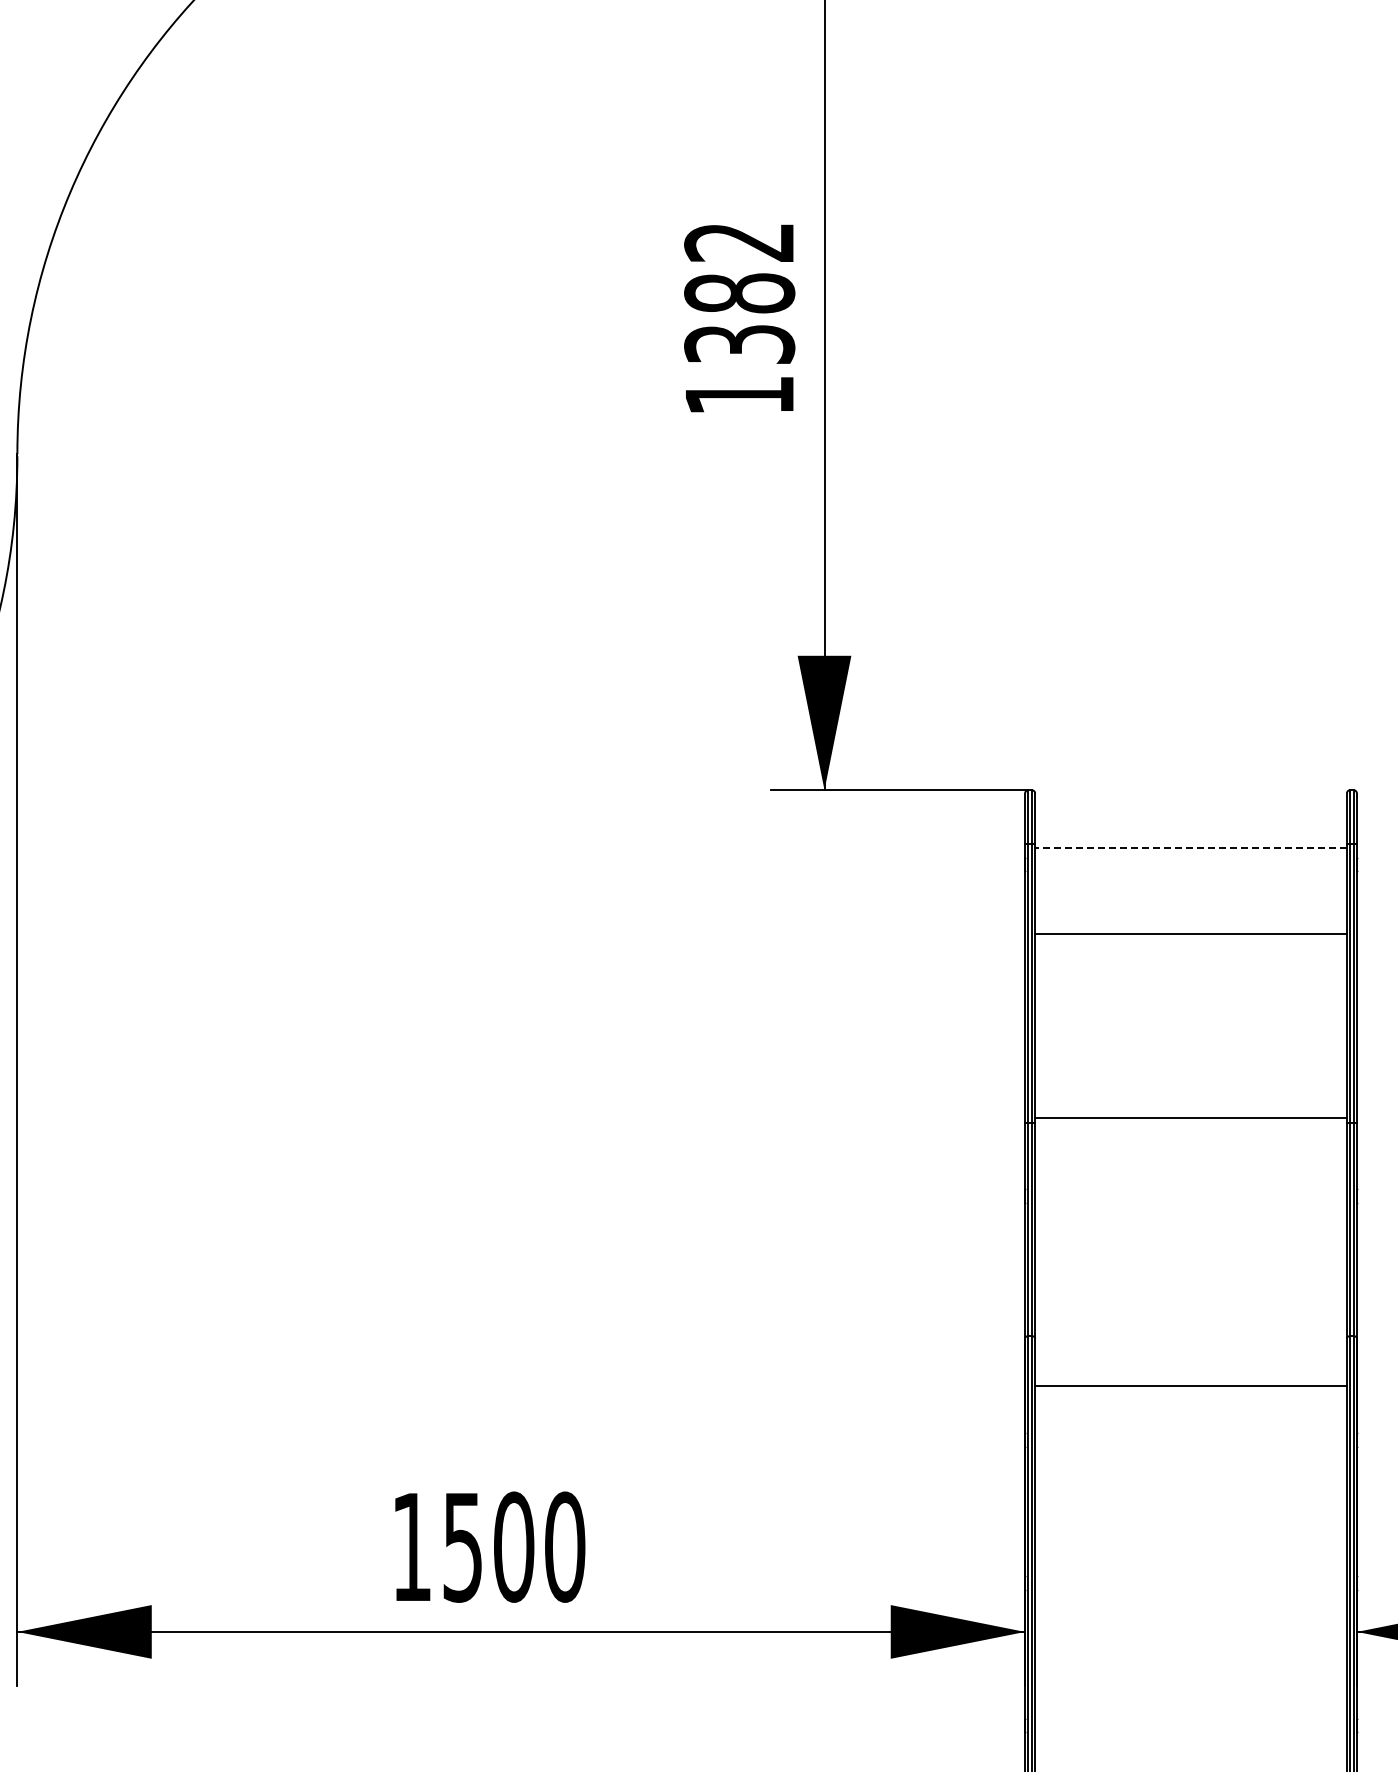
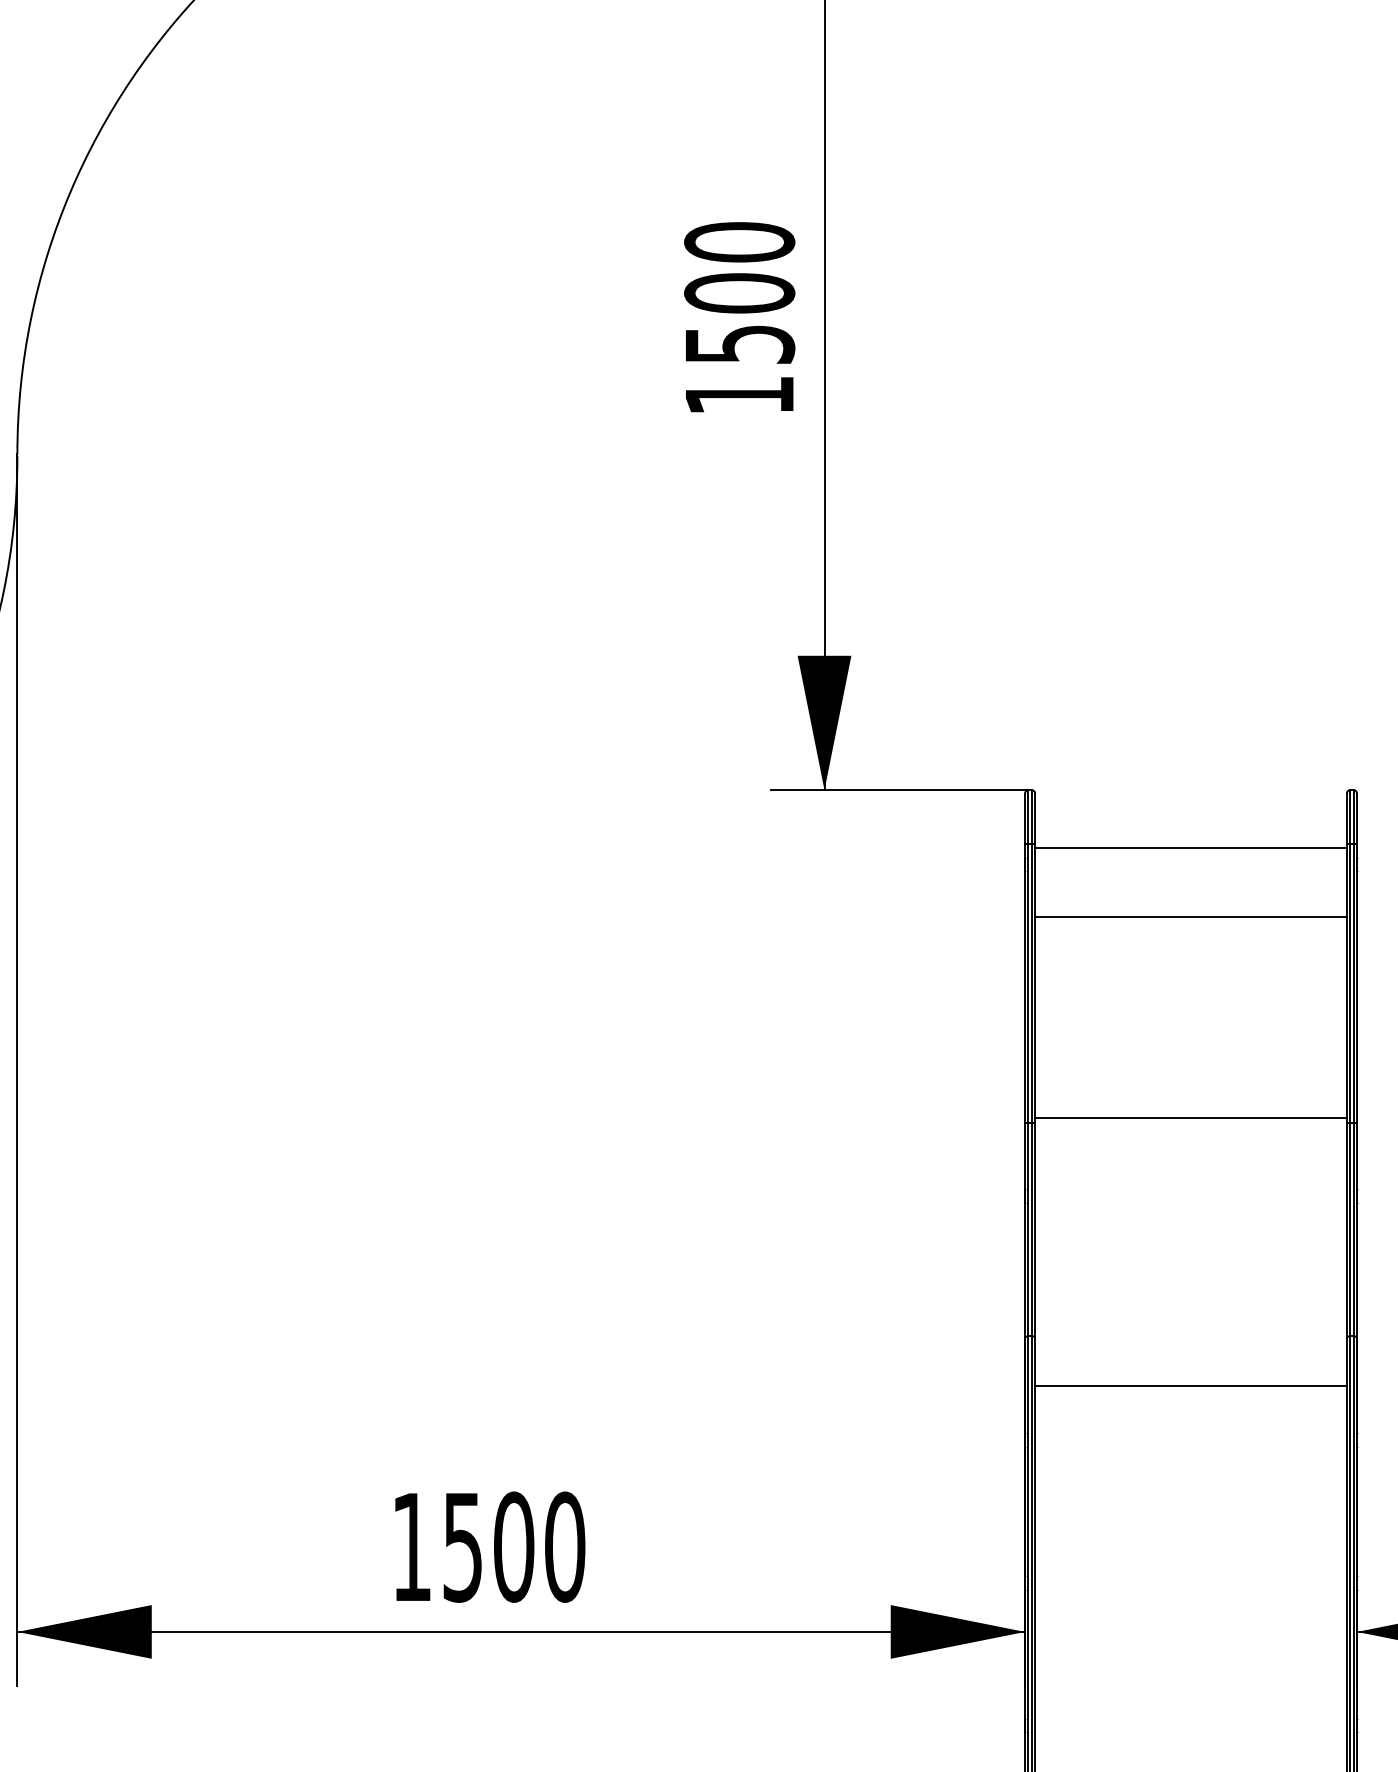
text: 1382 -> 1500 (739, 292)
line: dashed -> solid (1191, 848)
line position: (1190, 933) -> (1190, 916) (1190, 916)
